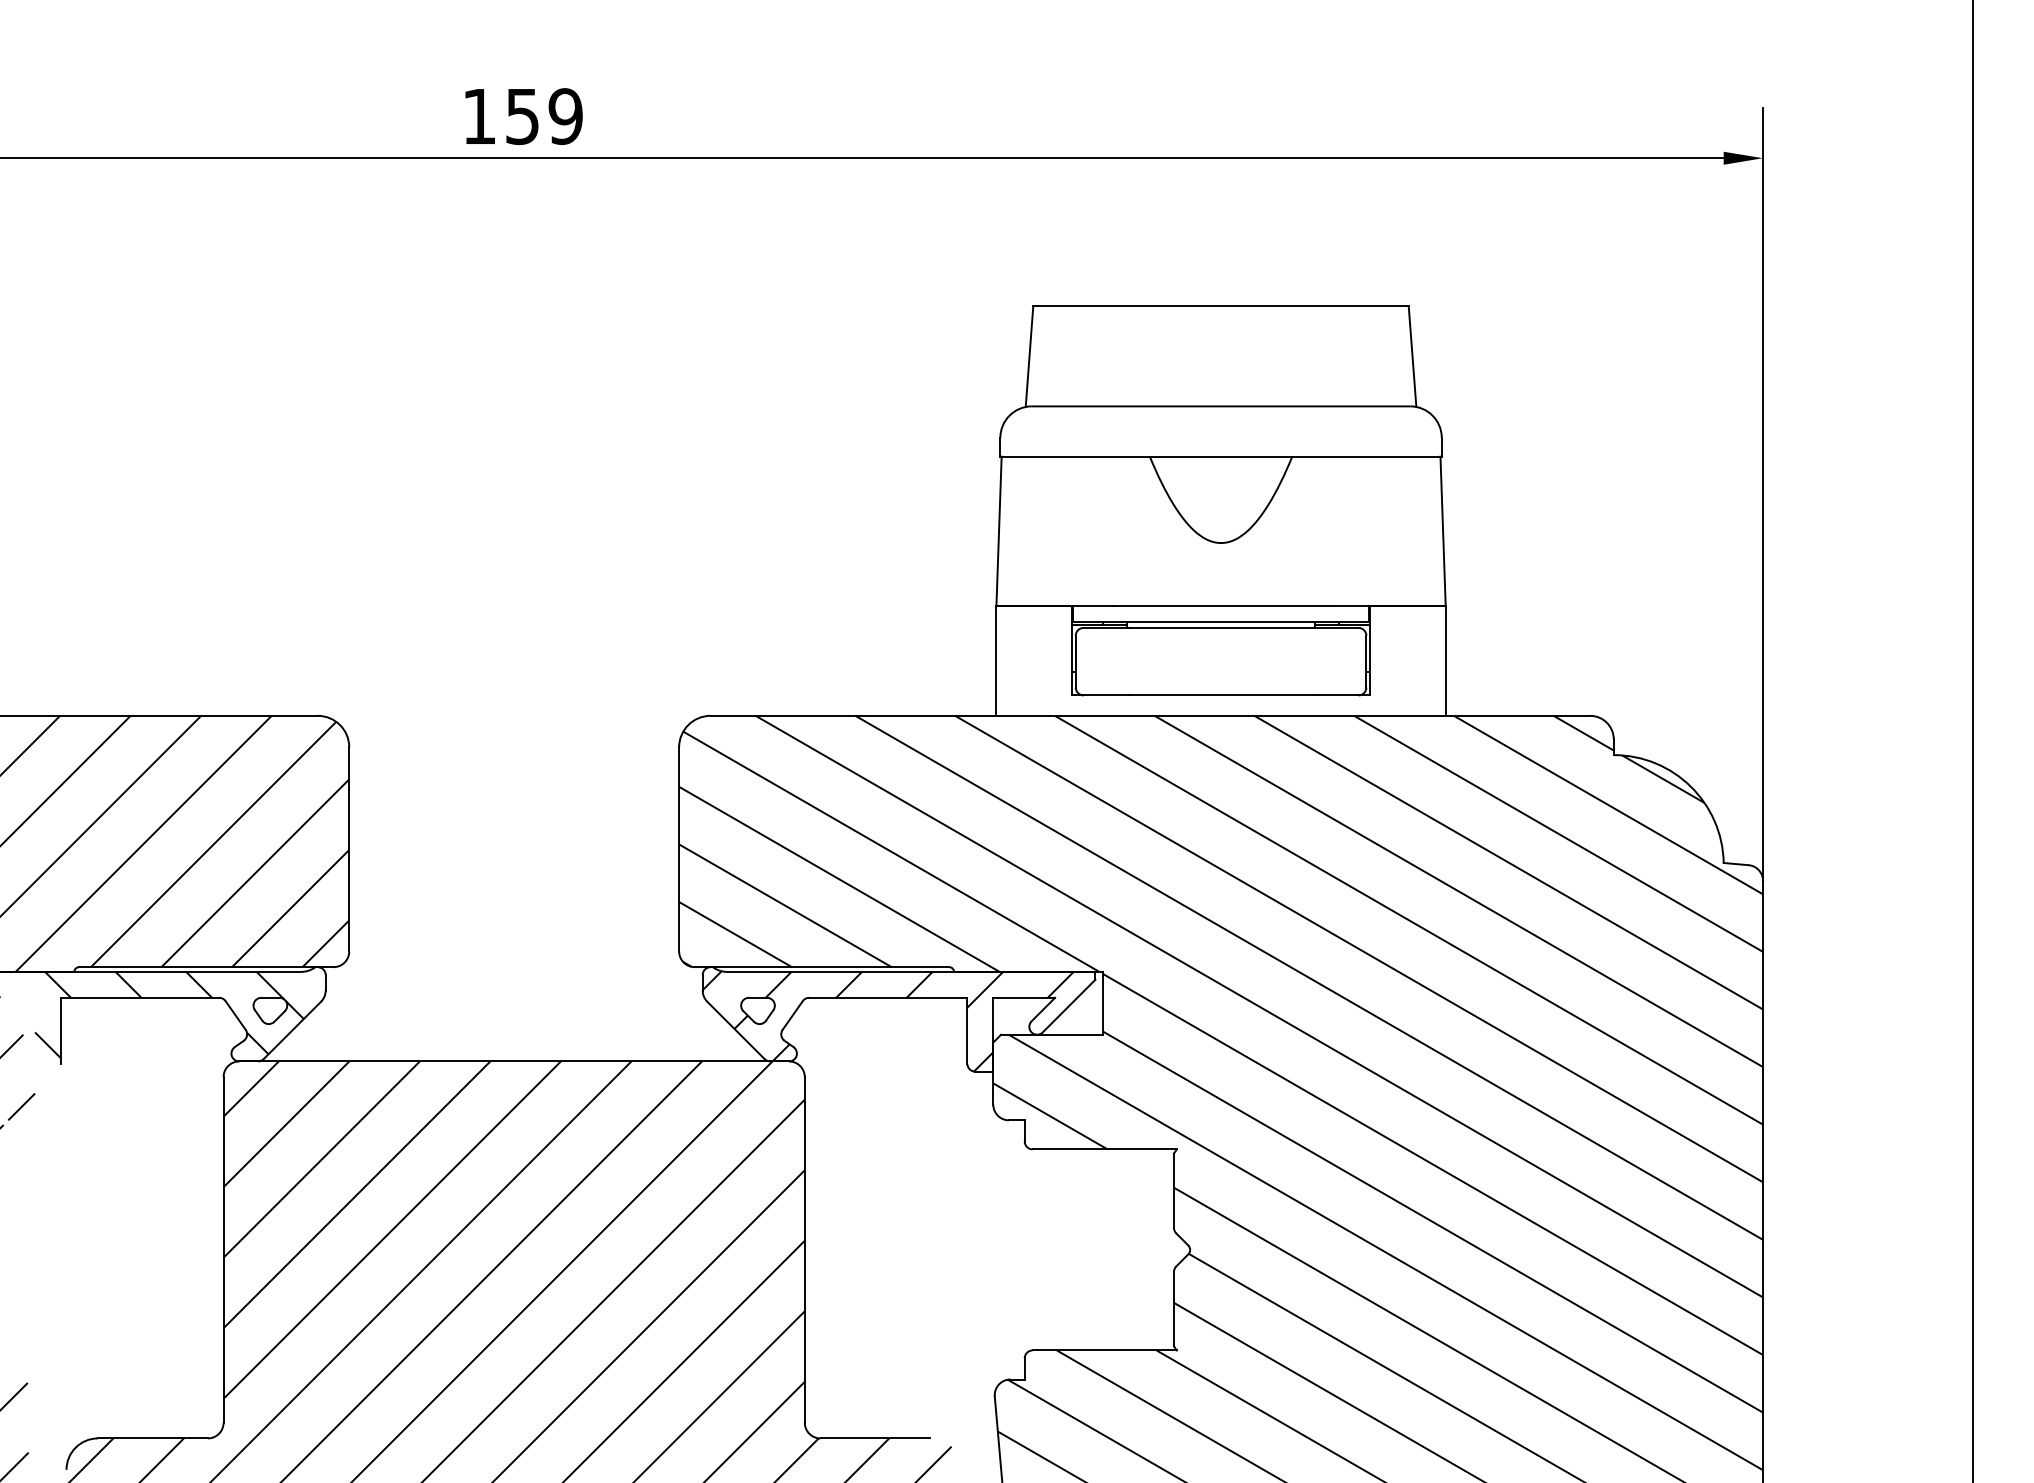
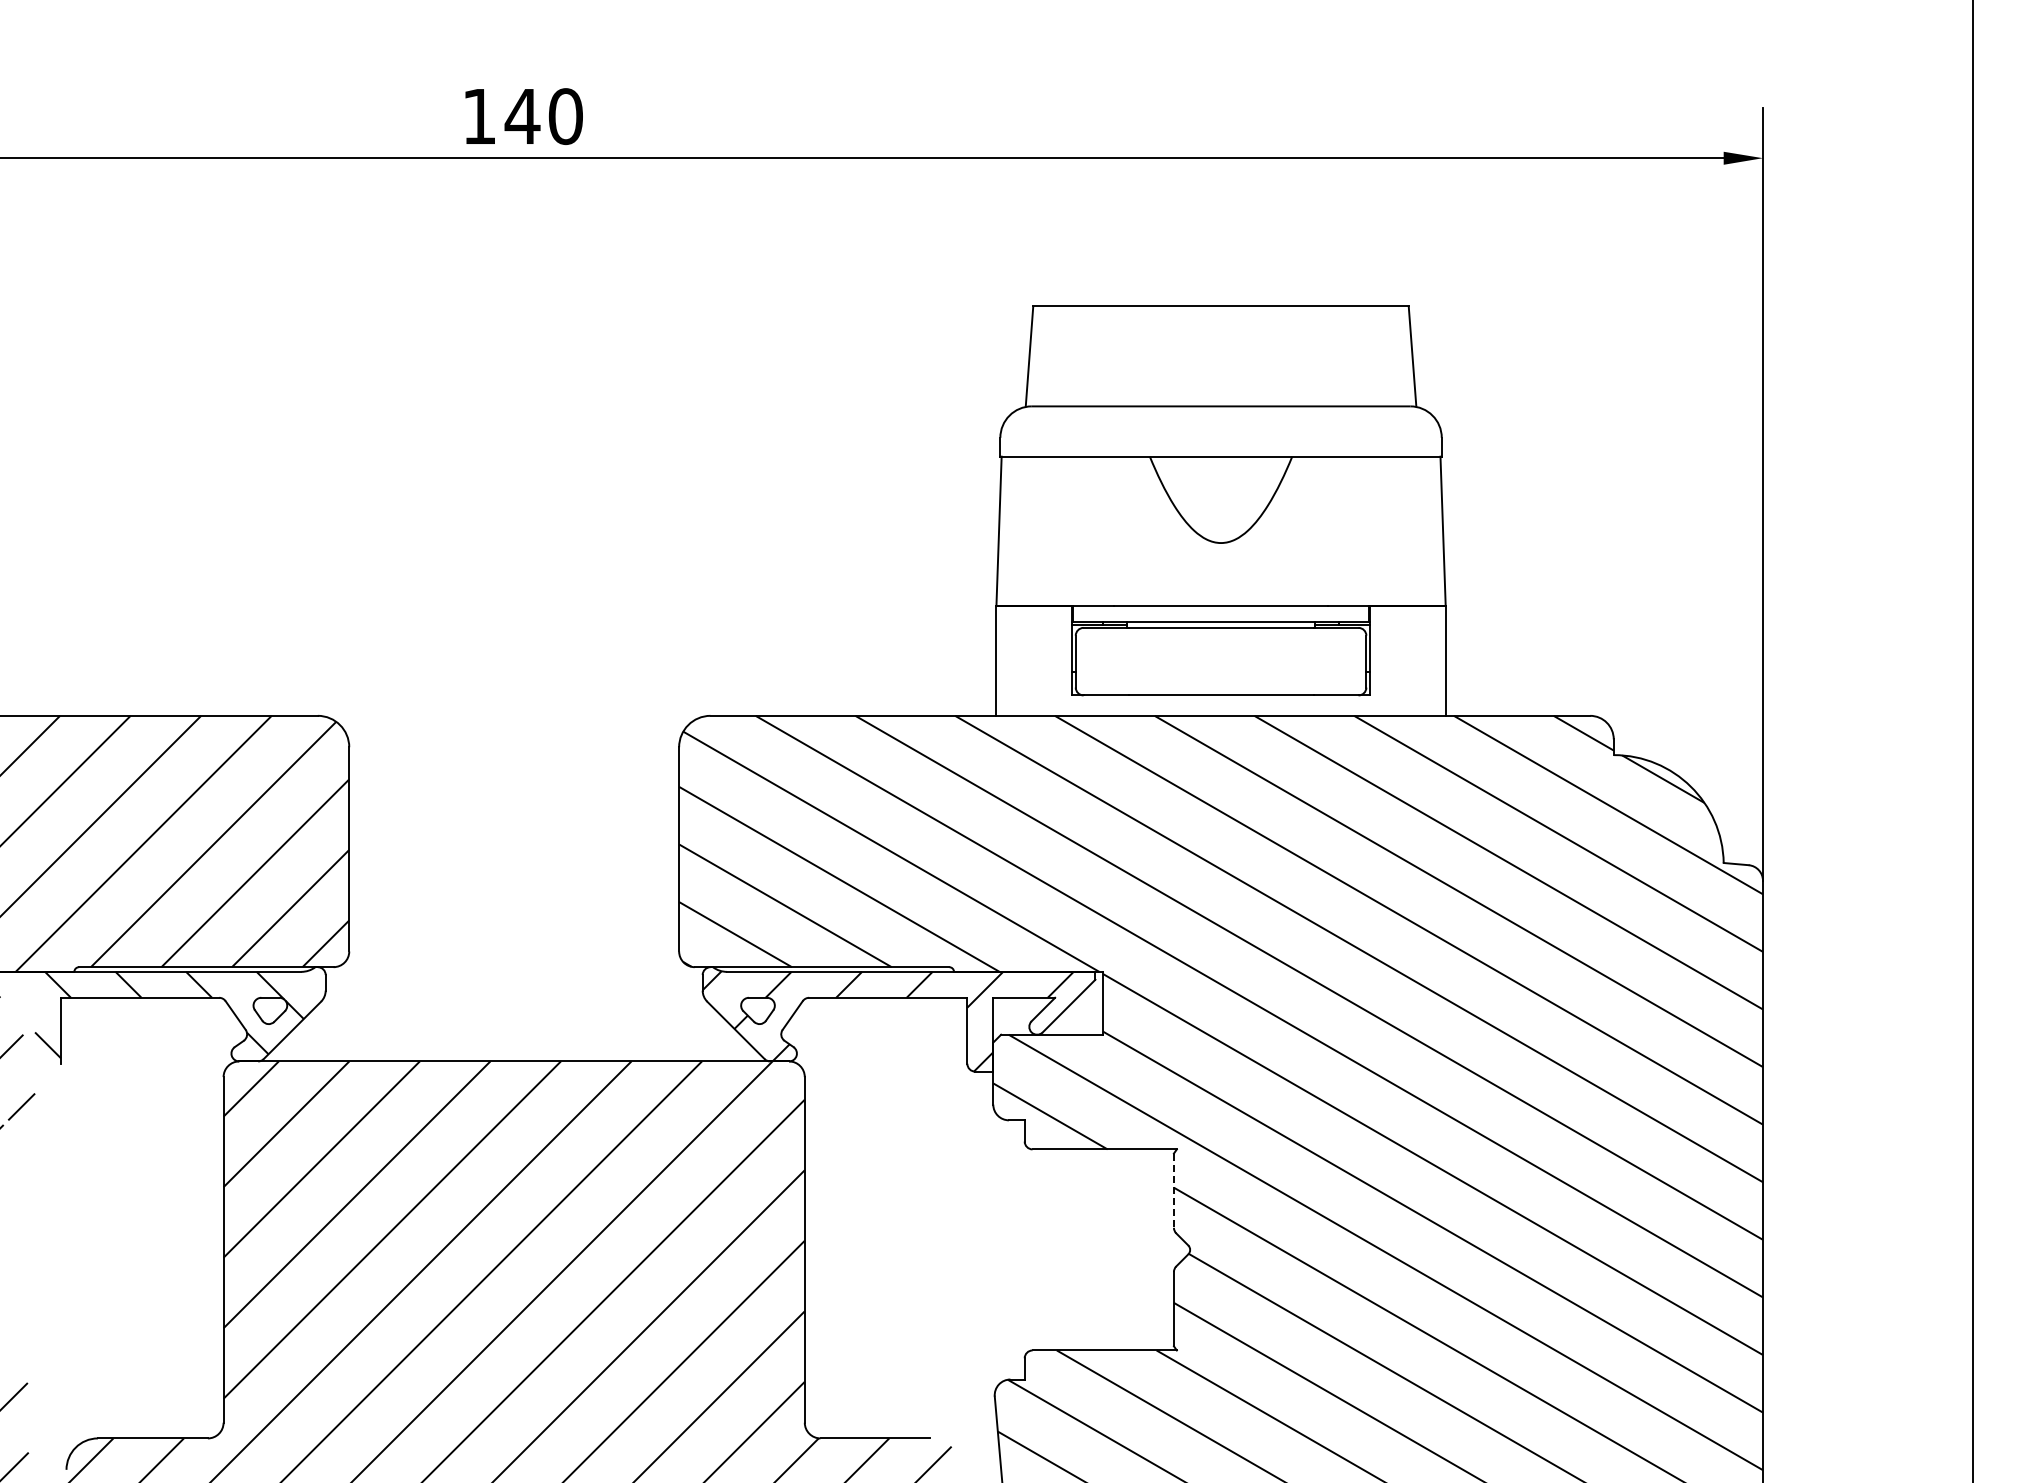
text: 159 -> 140 (543, 116)
line: solid -> dashed (1173, 1191)
